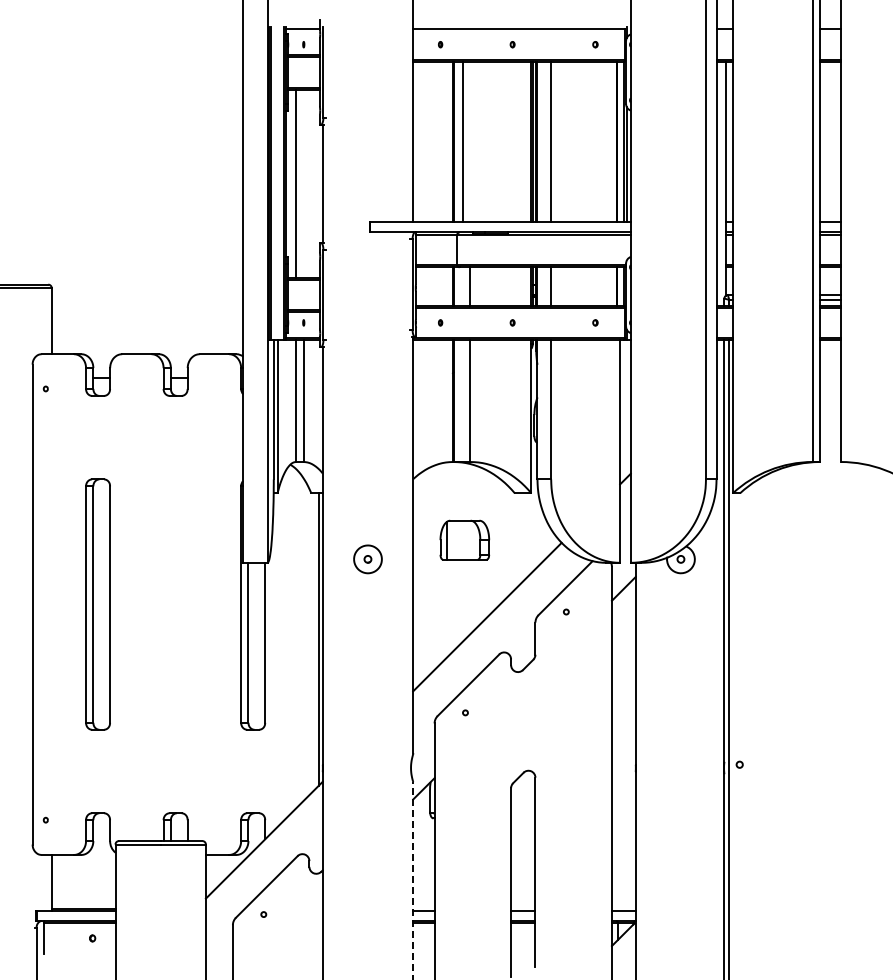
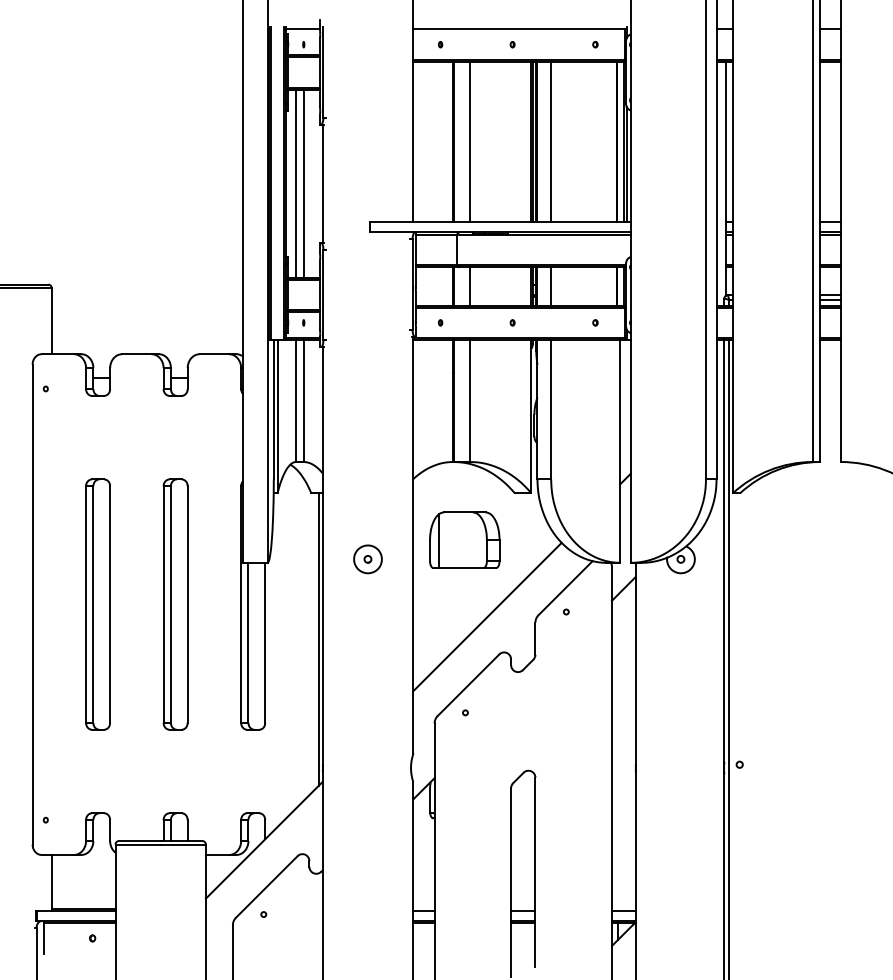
line position: (463, 142) -> (470, 142) (470, 142)
line: none -> present (303, 183)
part size: 52x42 px -> 72x58 px (464, 539)
part: none -> present (175, 604)
line: dashed -> solid (413, 880)
